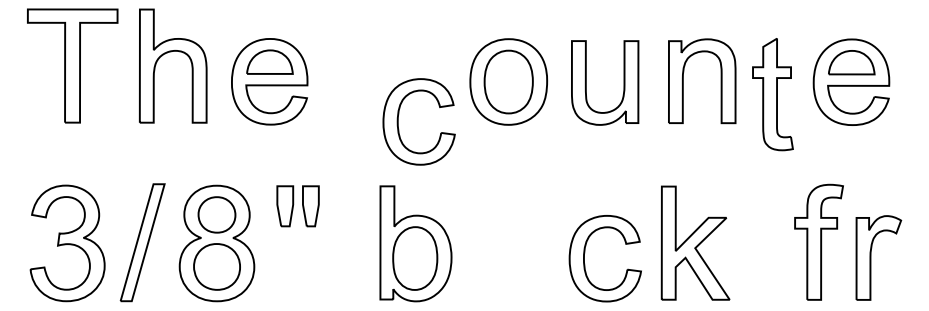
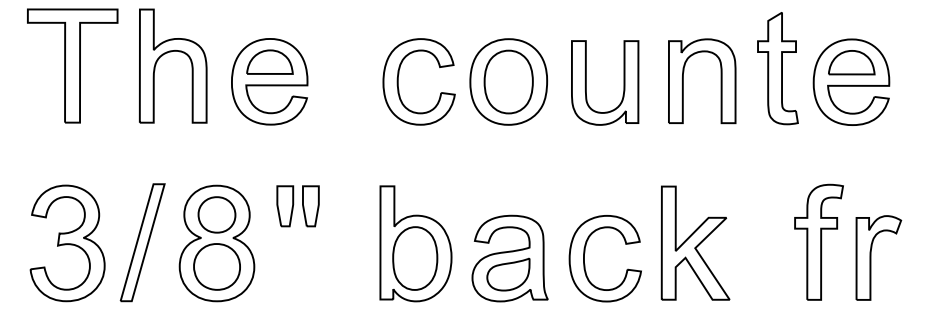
part position: (772, 94) -> (777, 68) (777, 68)
part position: (398, 121) -> (398, 81) (398, 81)
part: none -> present (509, 258)
